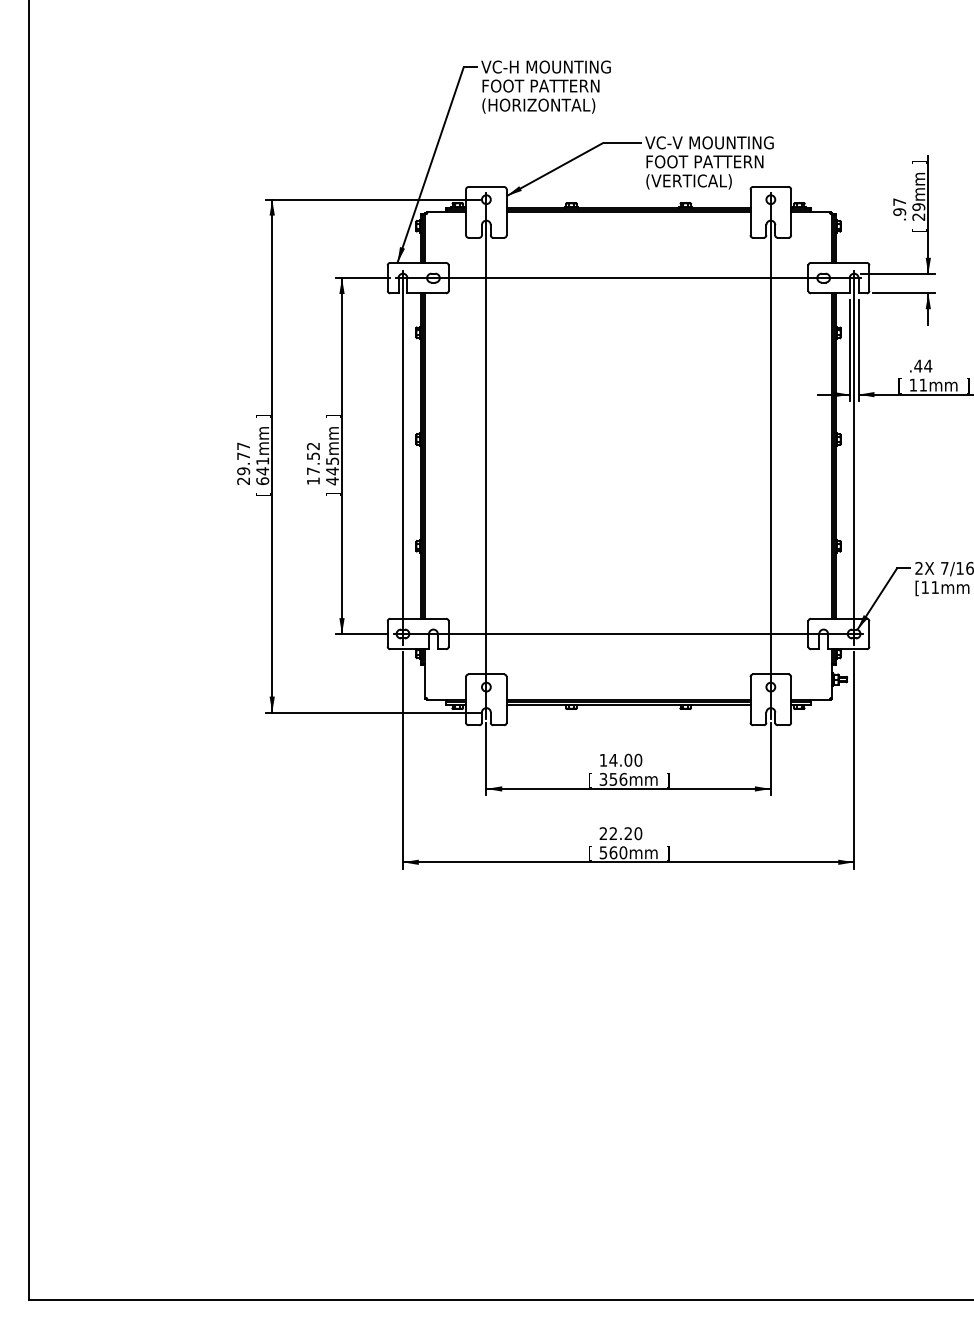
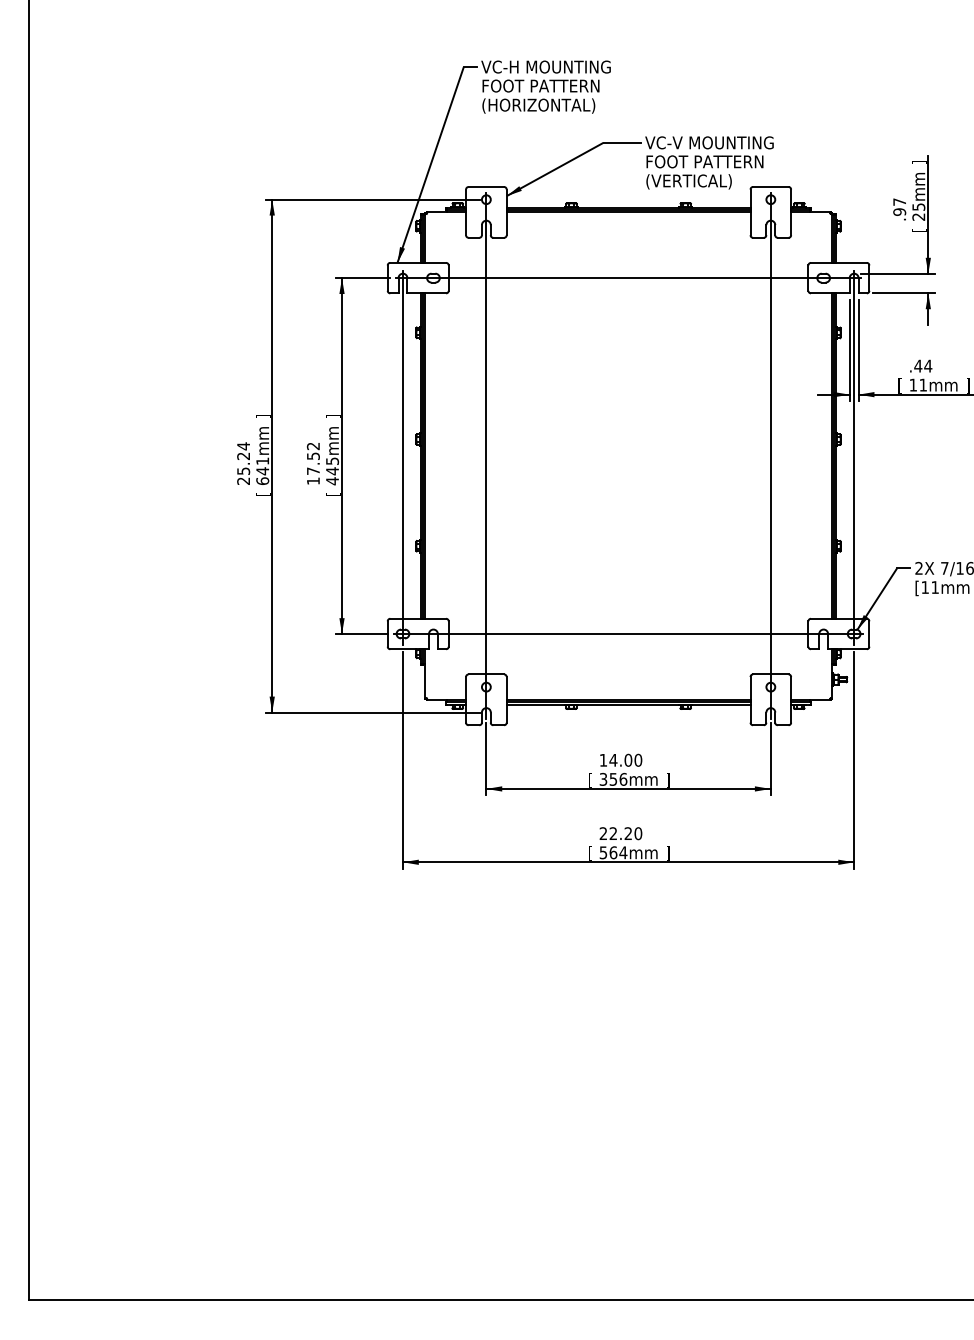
text: 29mm -> 25mm (918, 206)
text: 29.77 -> 25.24 (243, 458)
text: ] -> [ (333, 494)
text: 560mm -> 564mm (623, 852)
